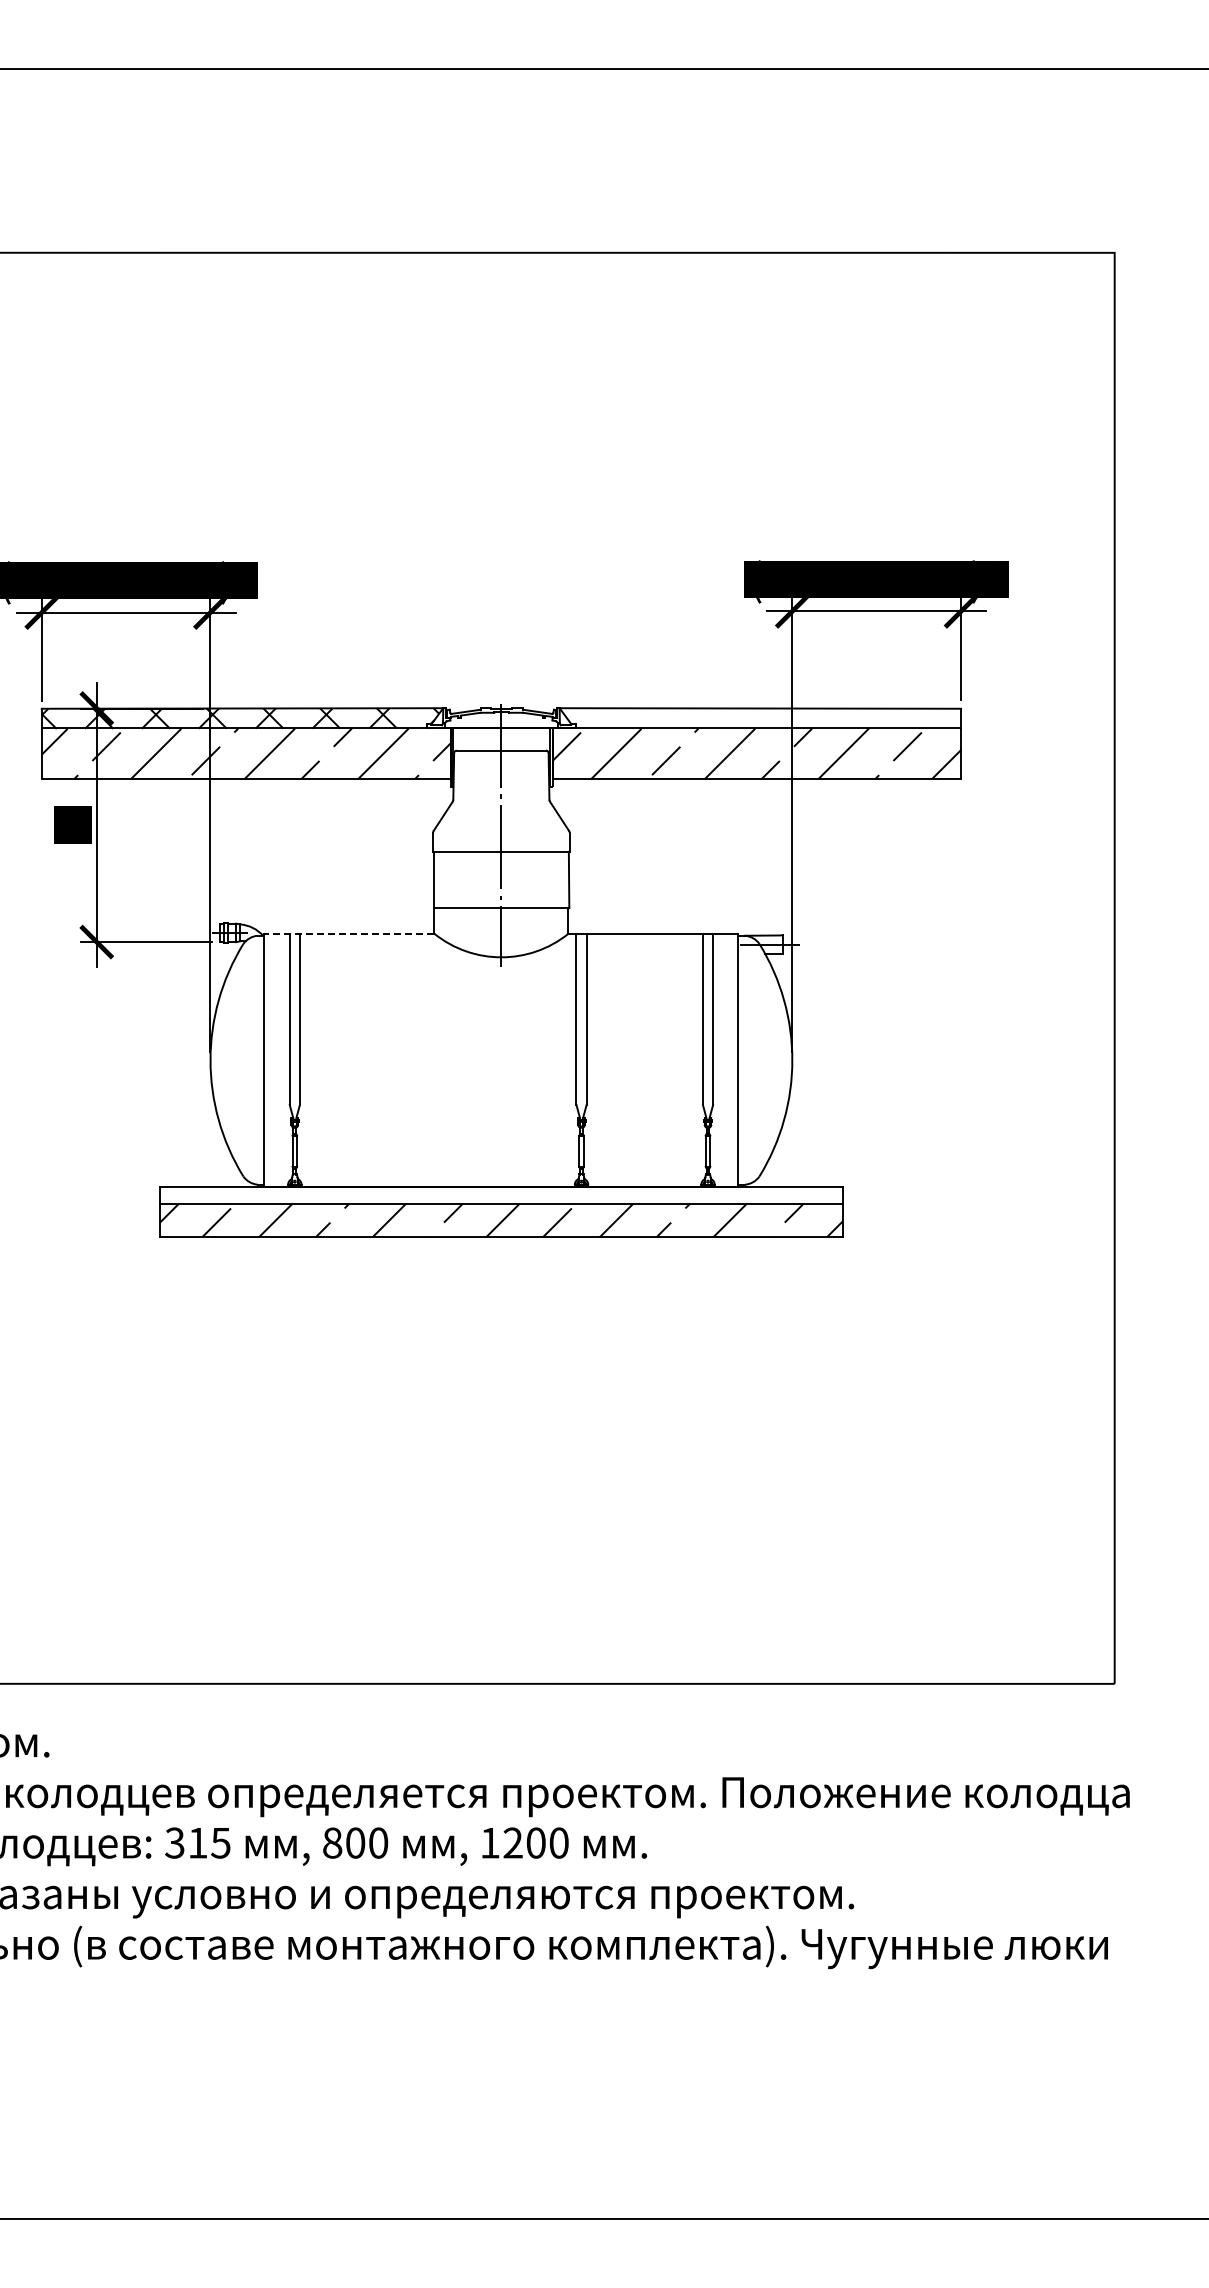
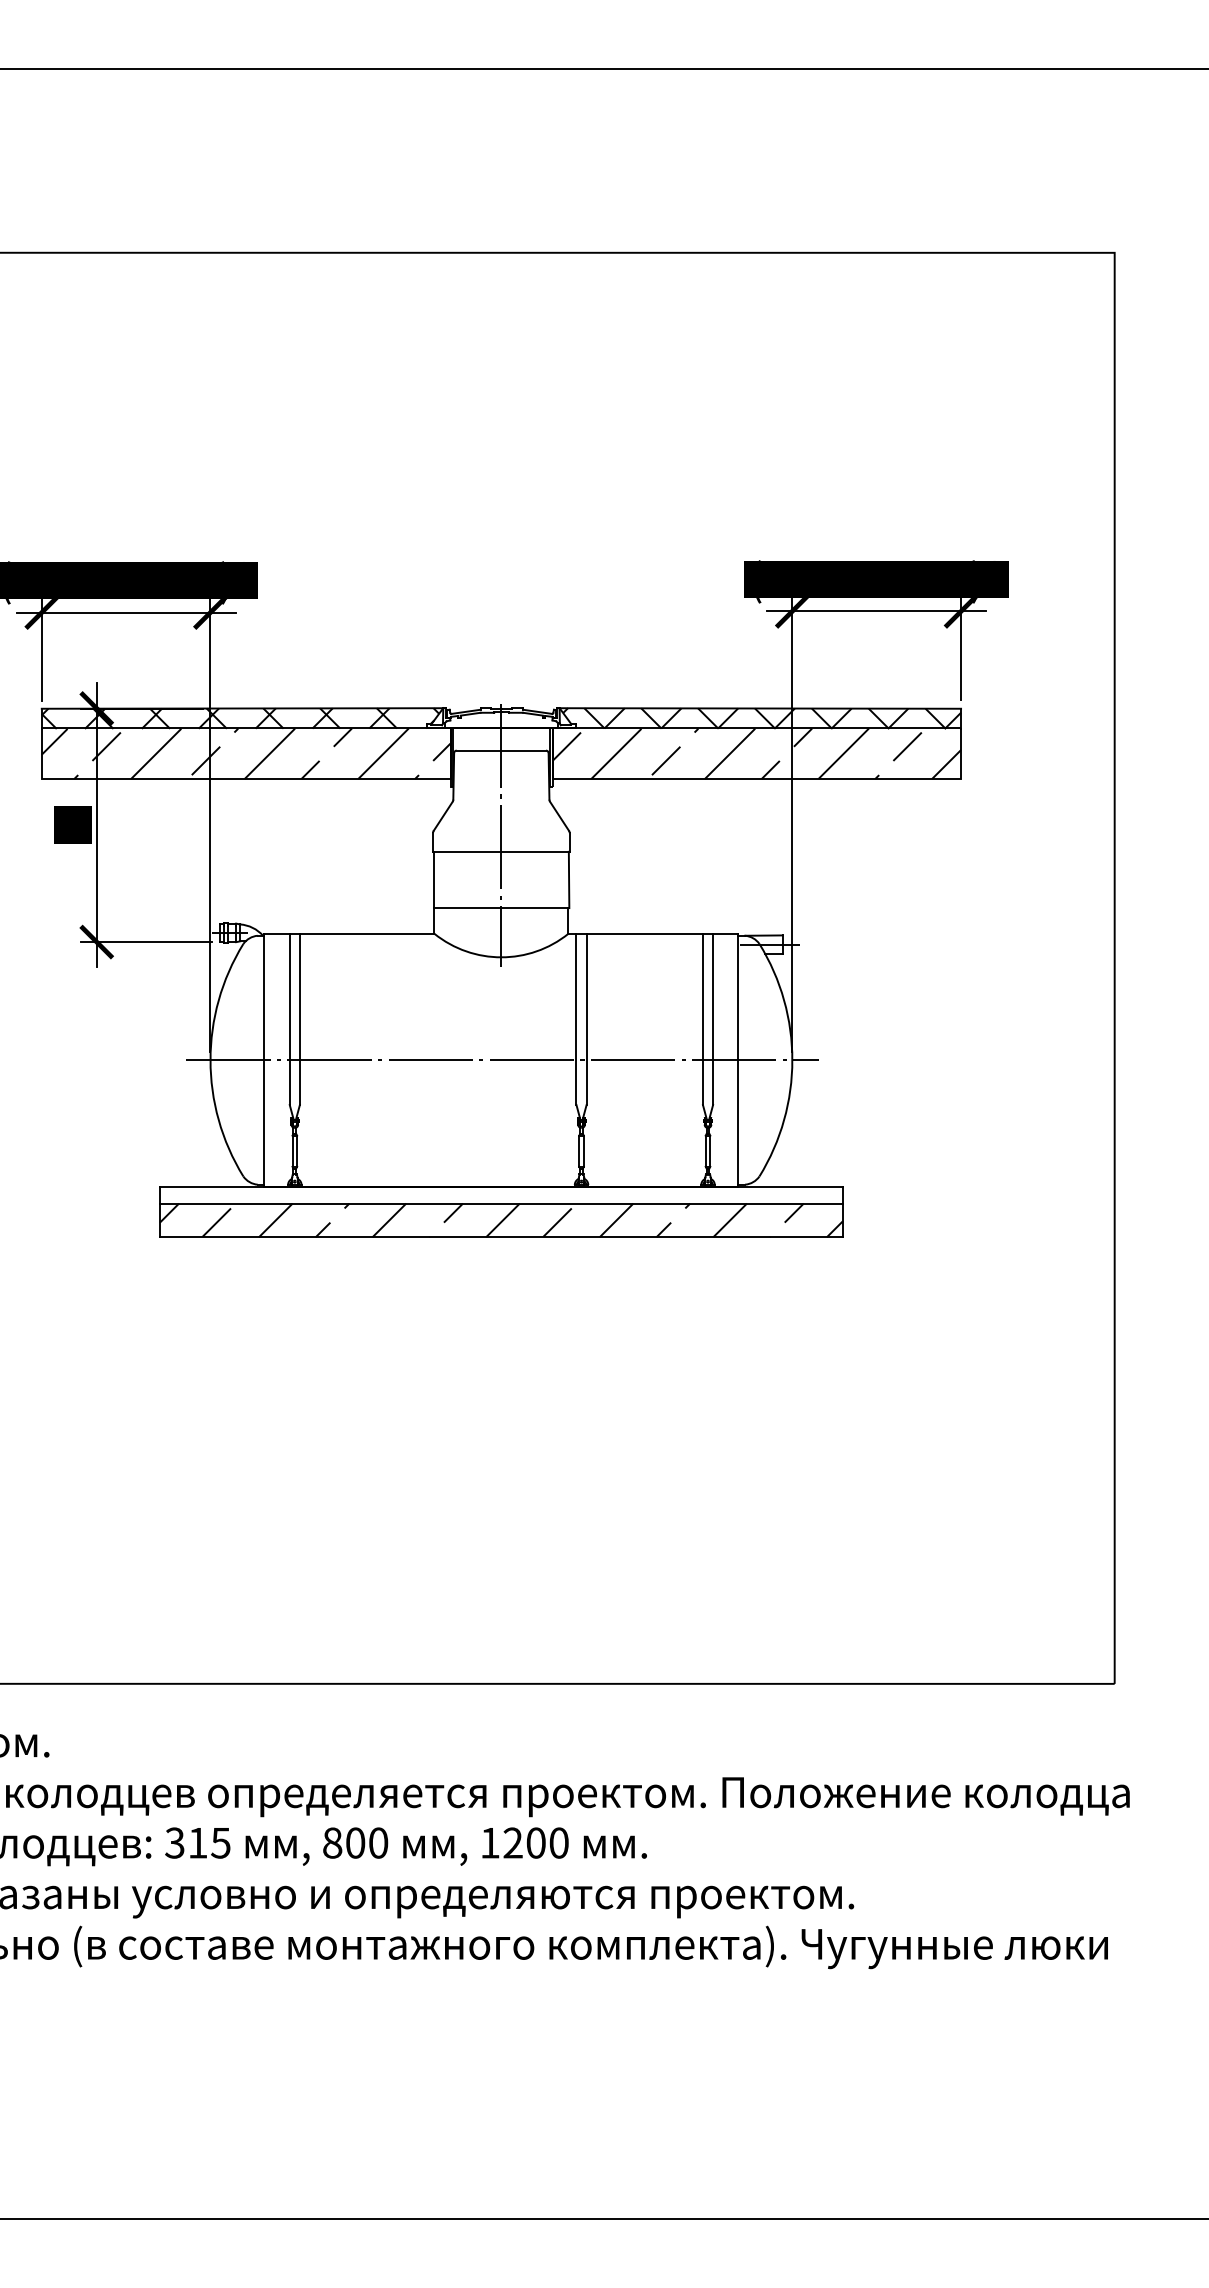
hatch: none -> present (762, 718)
line: dashed -> solid (349, 933)
line: none -> present (502, 1060)
